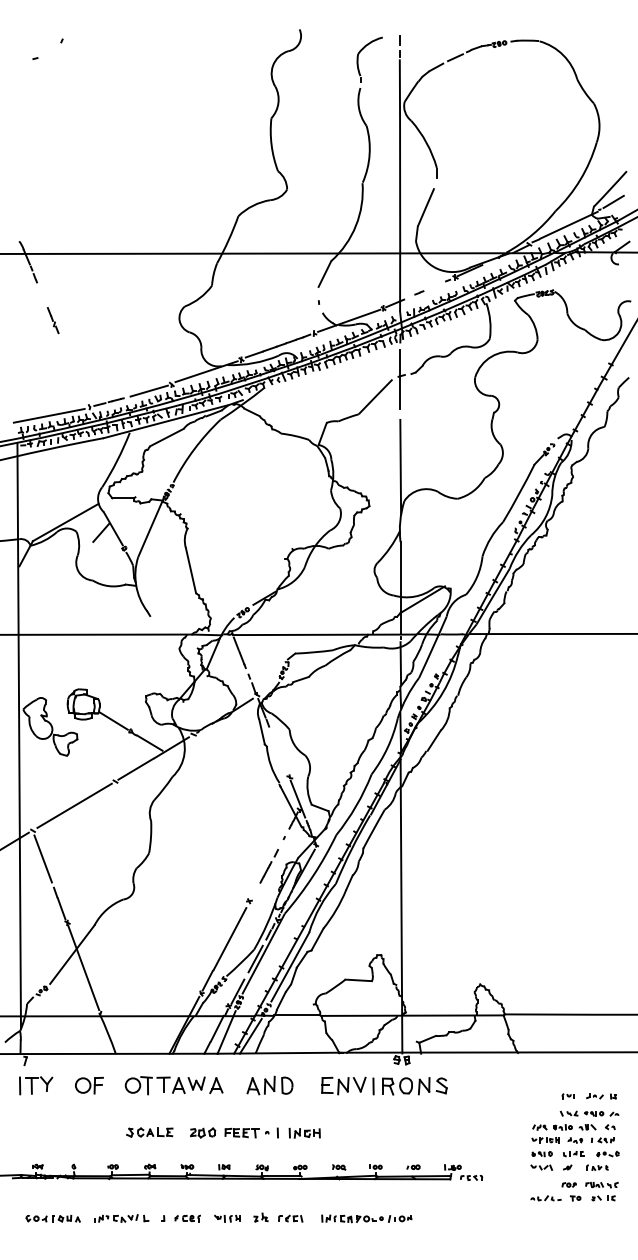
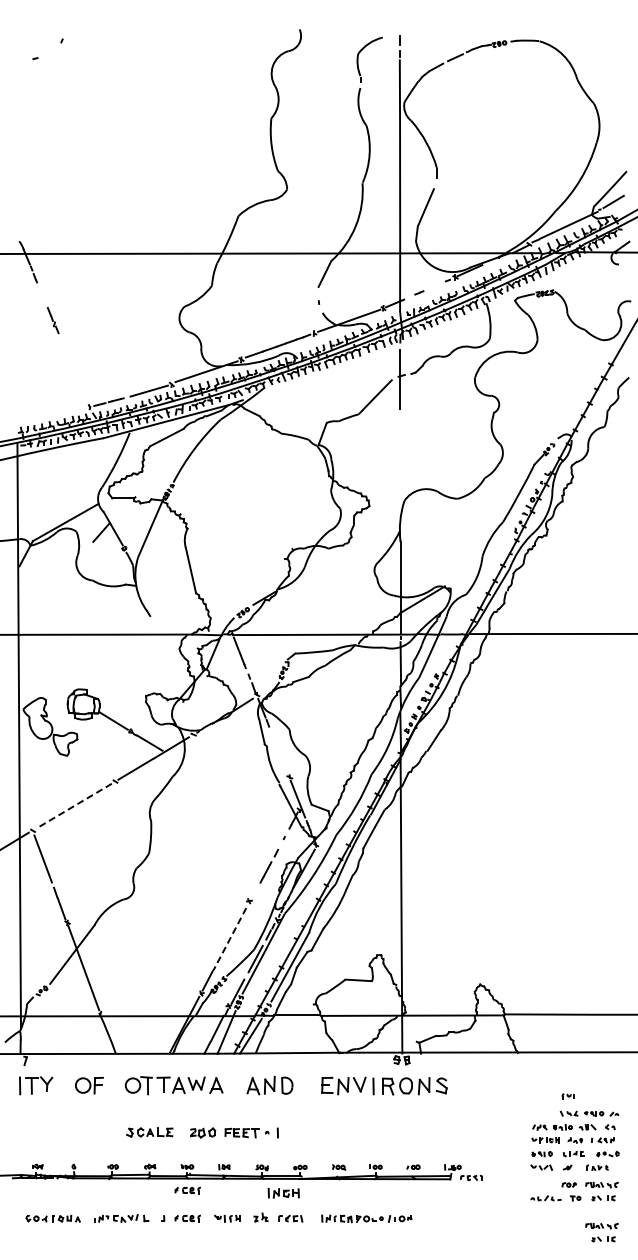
line: present -> none (48, 415)
line: present -> none (400, 466)
line: solid -> dashed (74, 806)
line: solid -> dashed (229, 939)
part: present -> none (601, 1096)
part position: (304, 1132) -> (283, 1192) (283, 1192)
part: none -> present (187, 1190)
part: none -> present (601, 1232)
